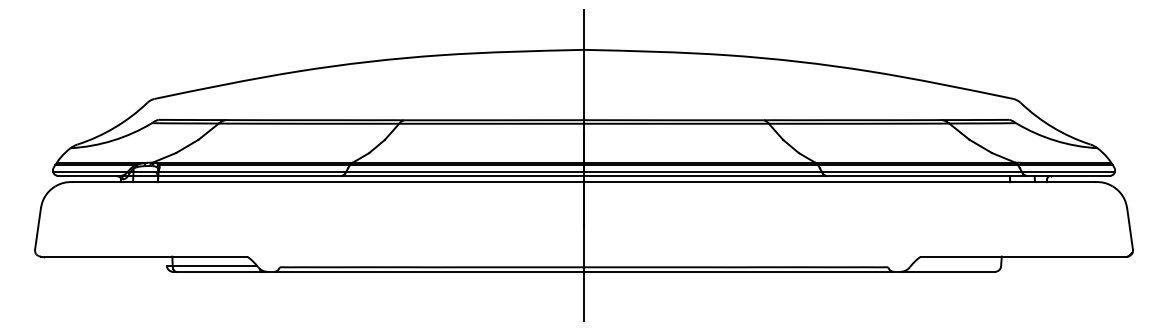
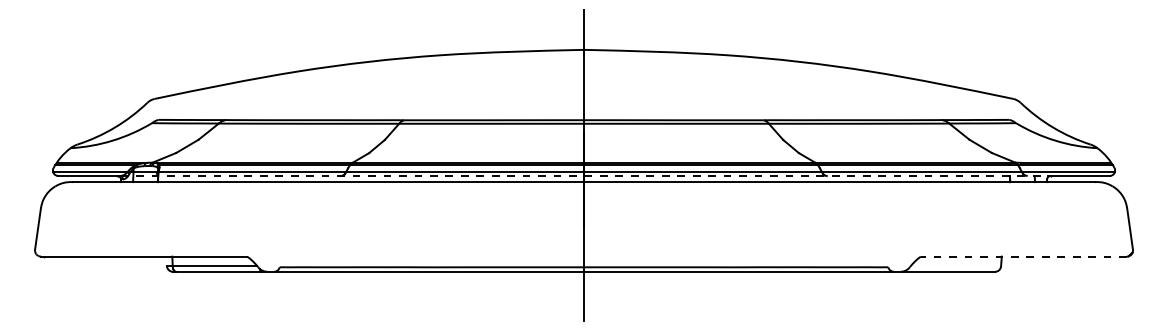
line: solid -> dashed (584, 176)
line: solid -> dashed (1023, 256)
